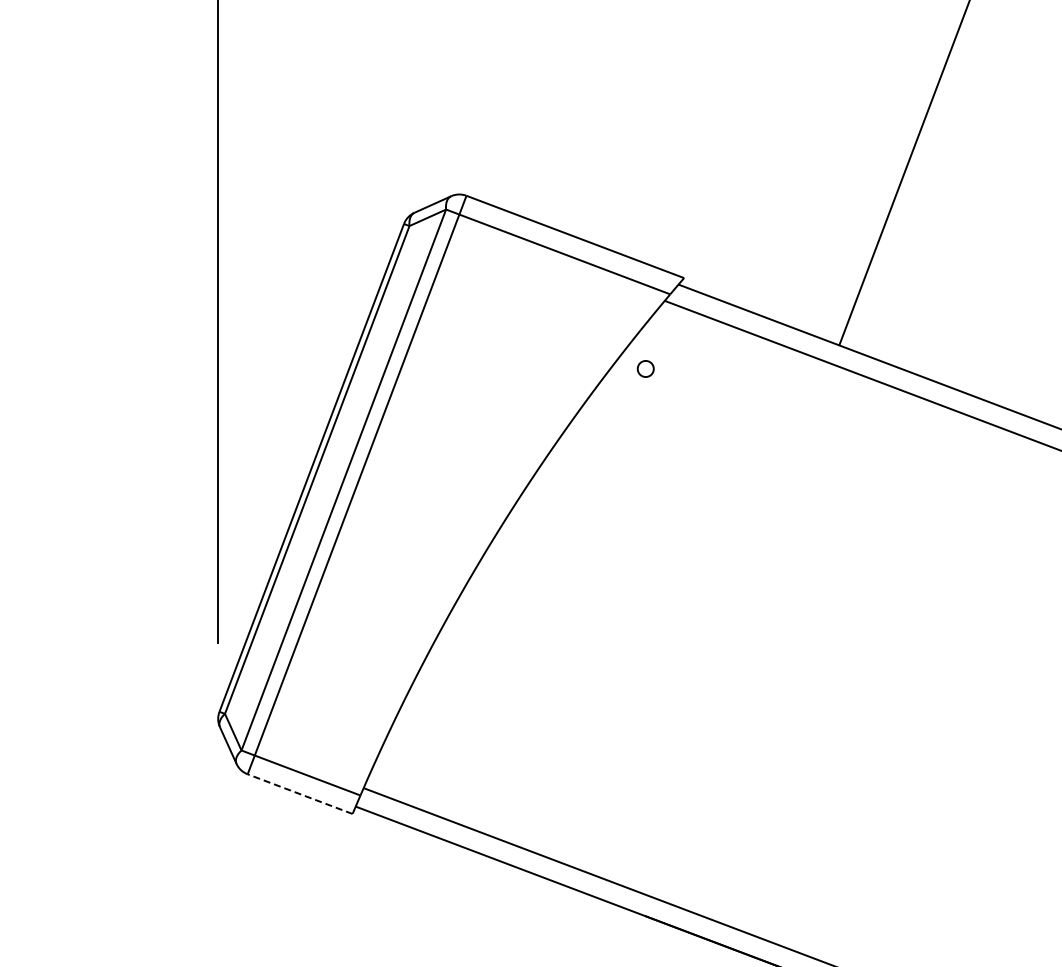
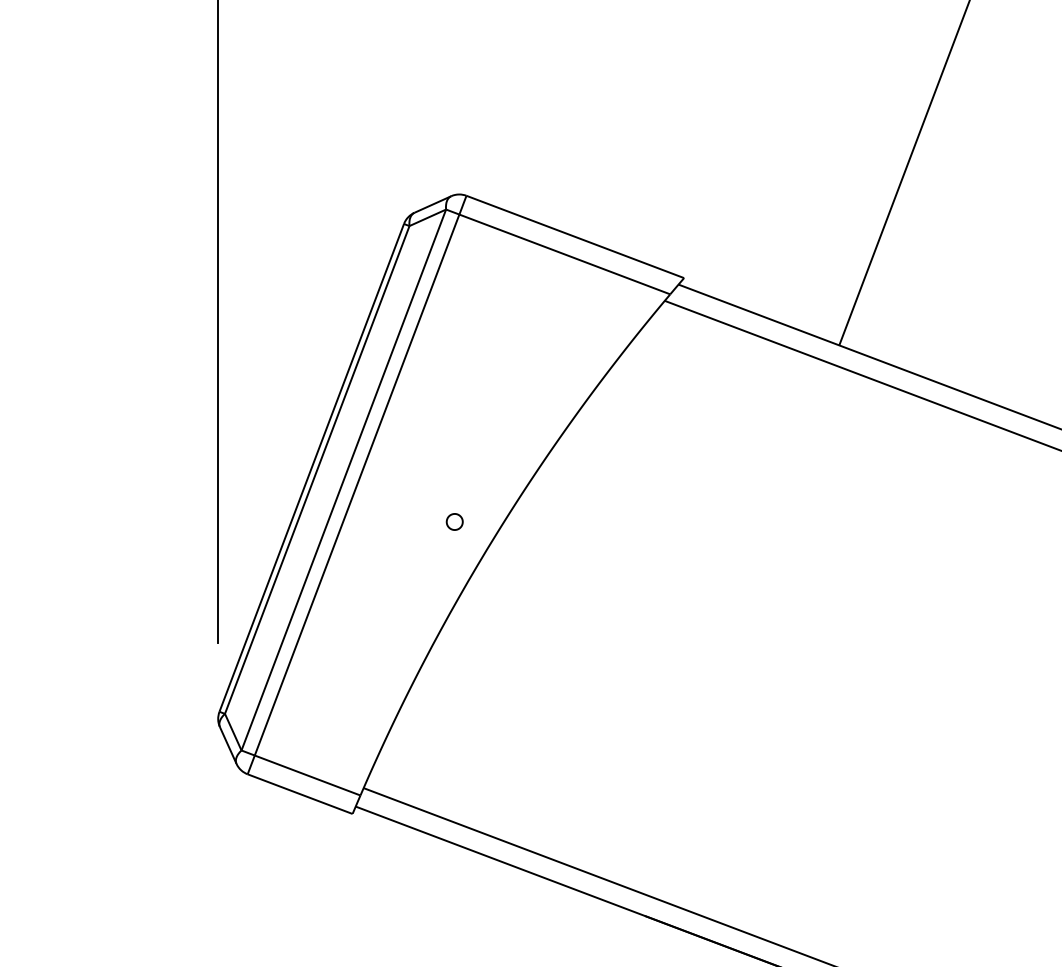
part position: (645, 368) -> (454, 521) (454, 521)
line: dashed -> solid (299, 793)
